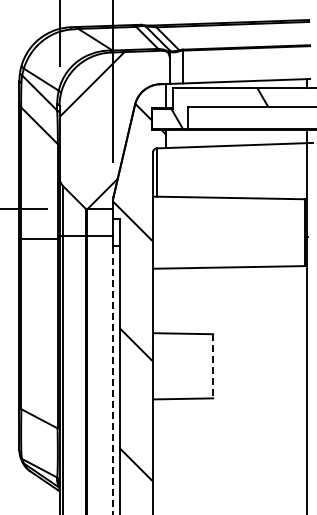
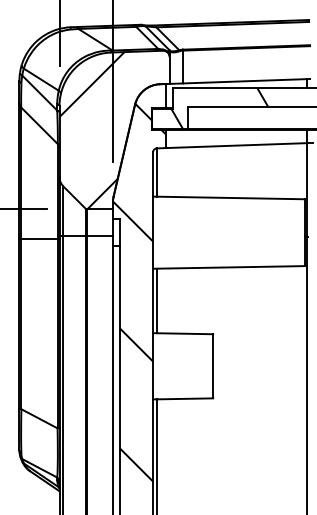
line: none -> present (156, 300)
line: dashed -> solid (213, 366)
line: dashed -> solid (112, 380)
line: none -> present (156, 455)
